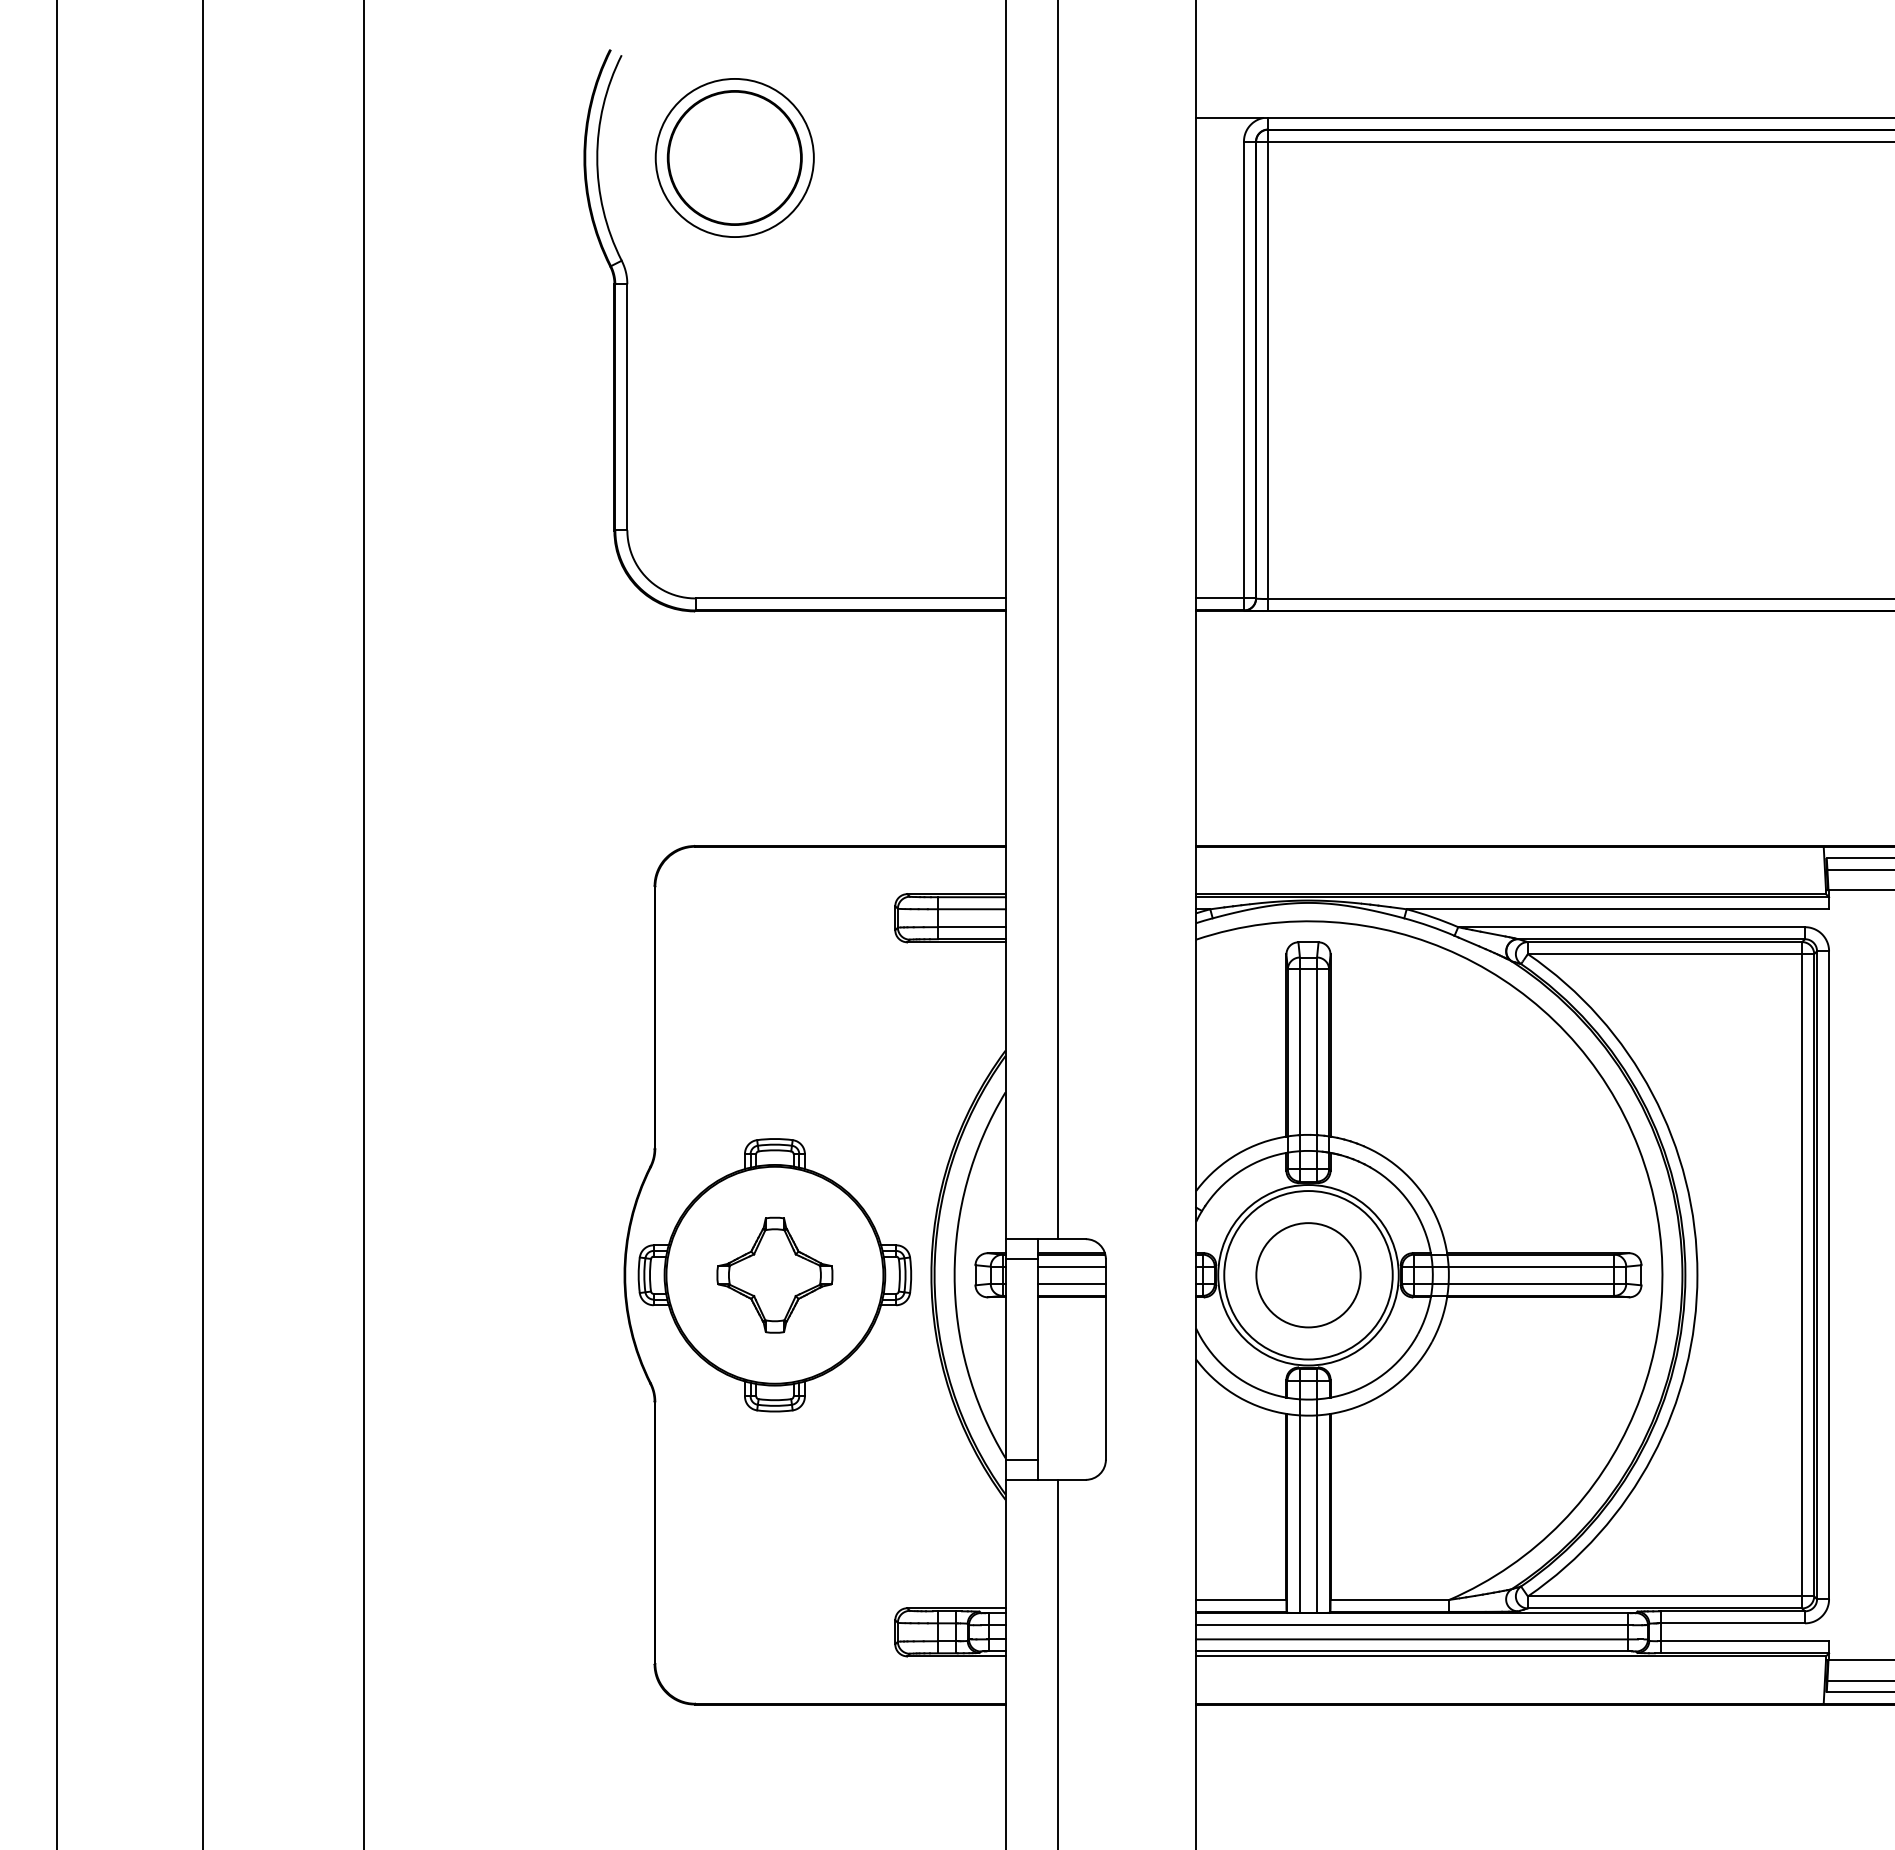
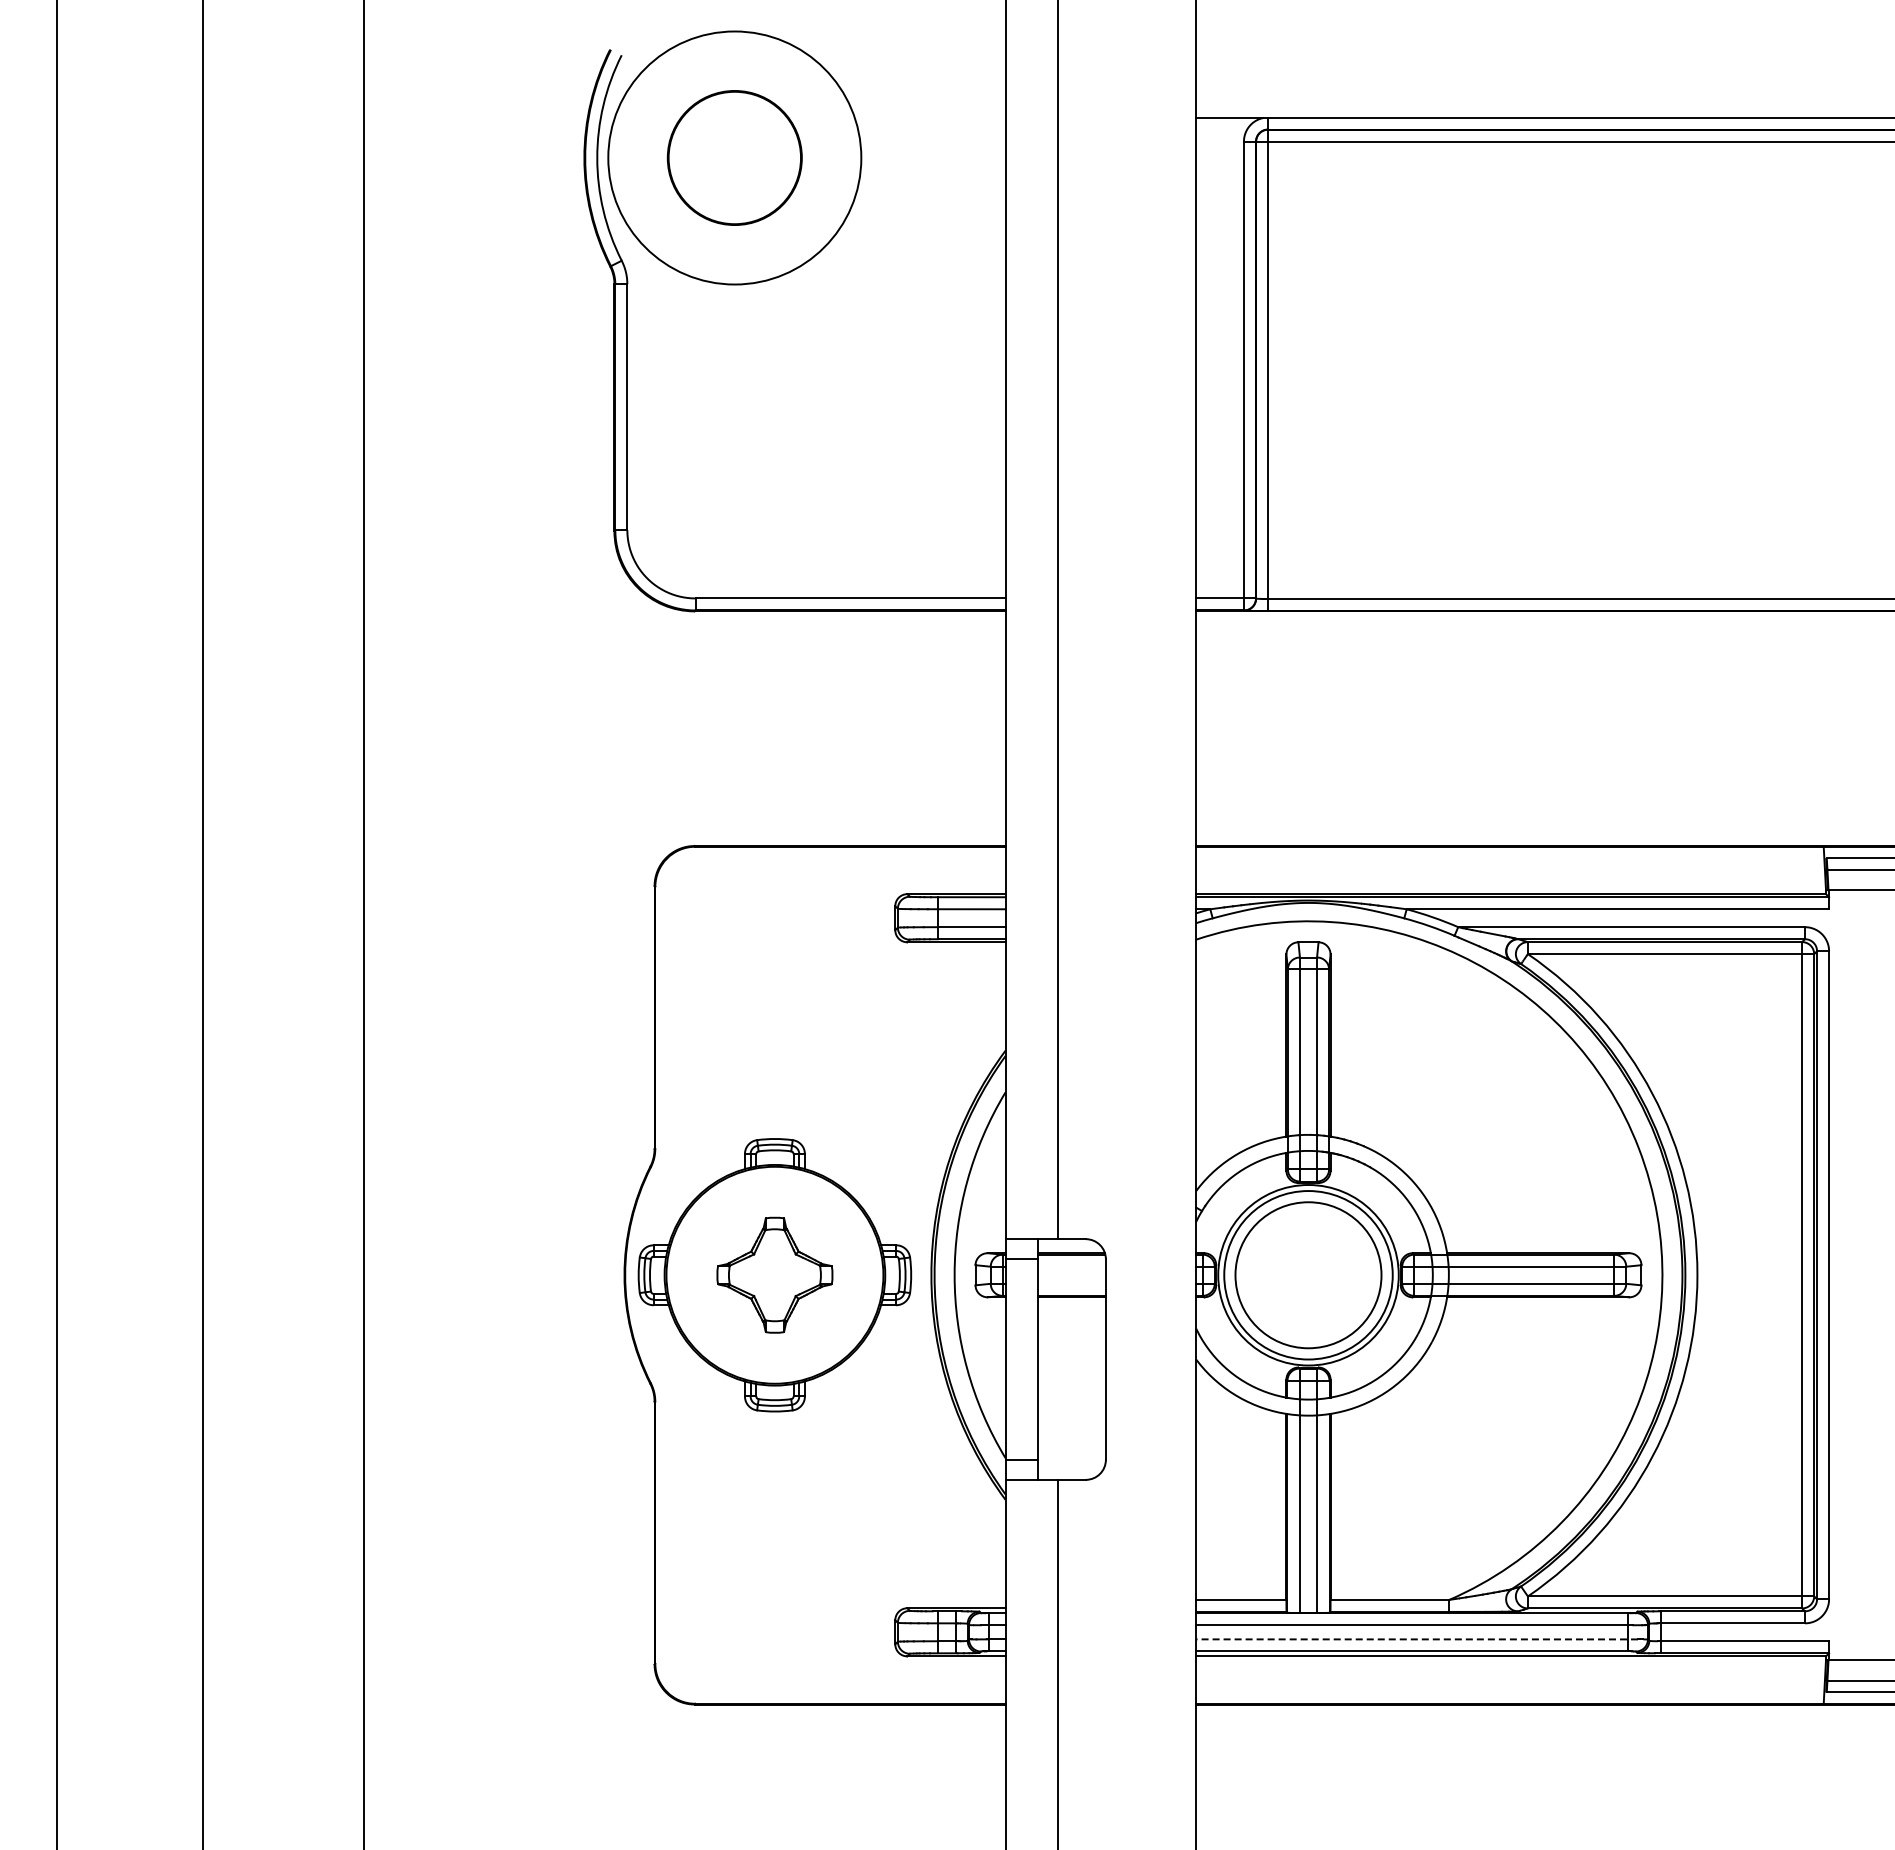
circle diameter: 158 px -> 253 px (734, 157)
line: present -> none (1071, 1266)
circle diameter: 104 px -> 146 px (1308, 1275)
line: present -> none (1071, 1283)
line: solid -> dashed (1417, 1639)
